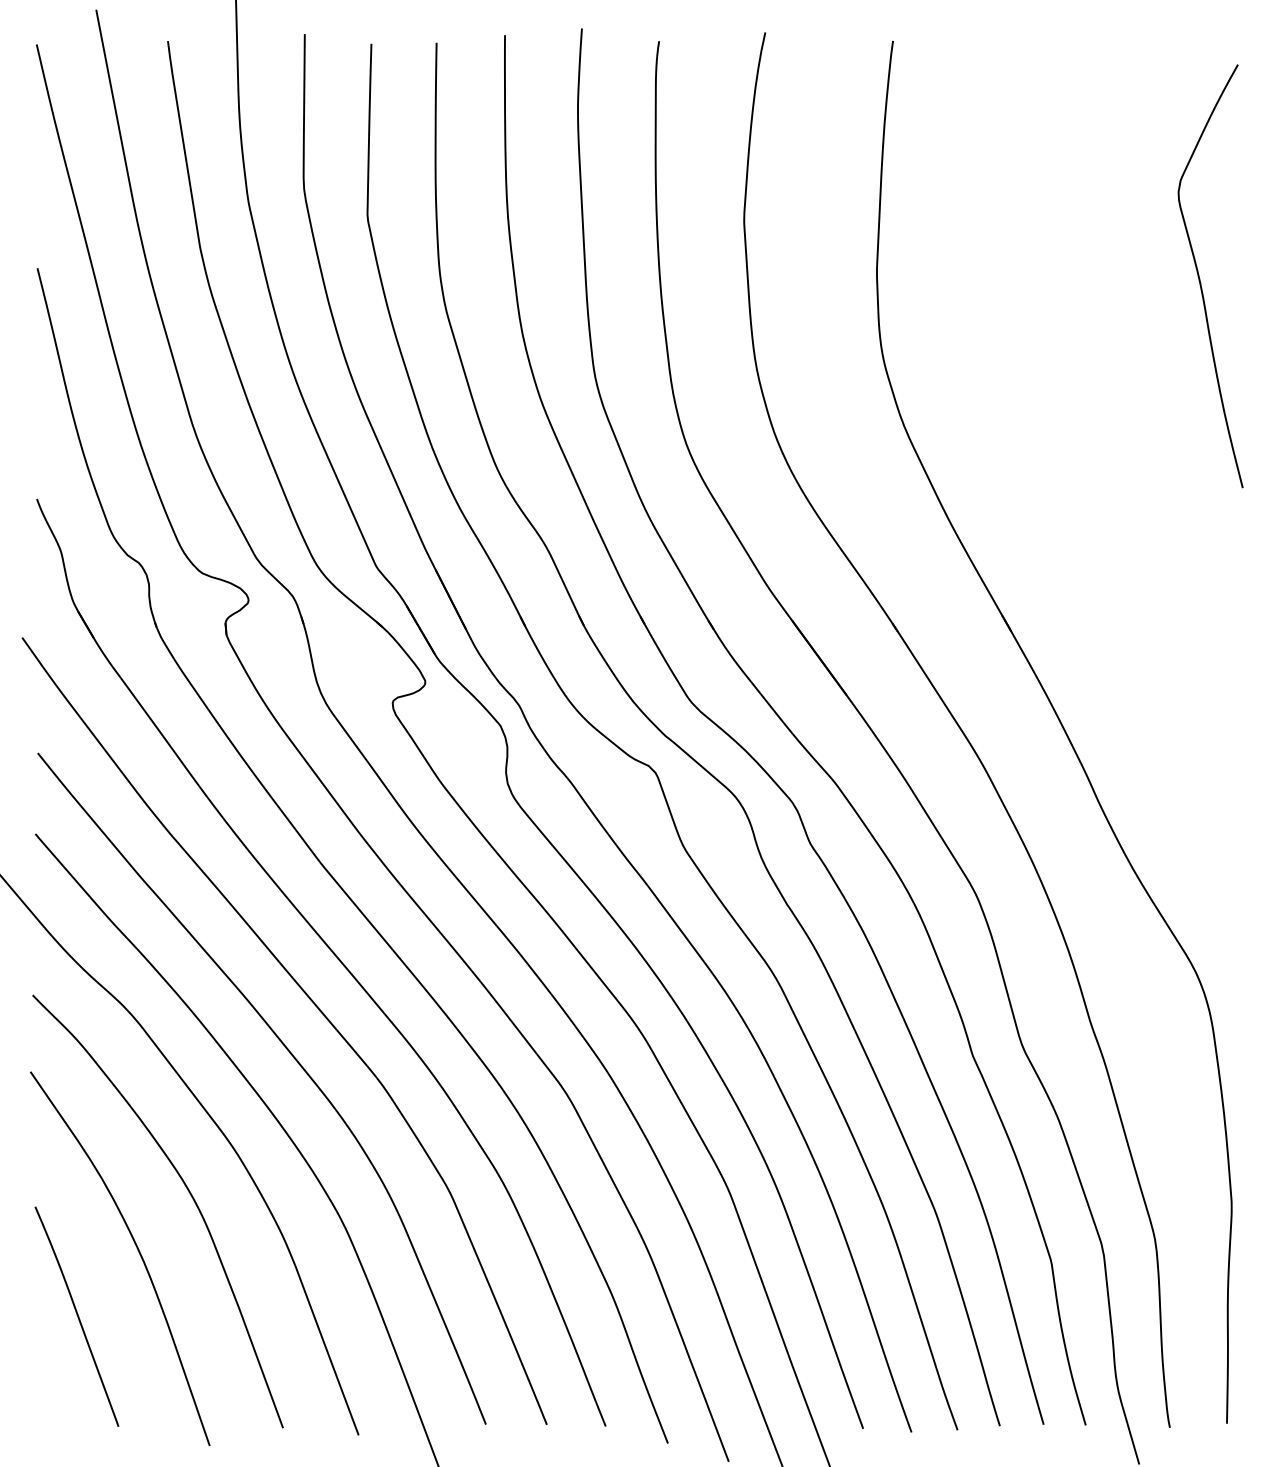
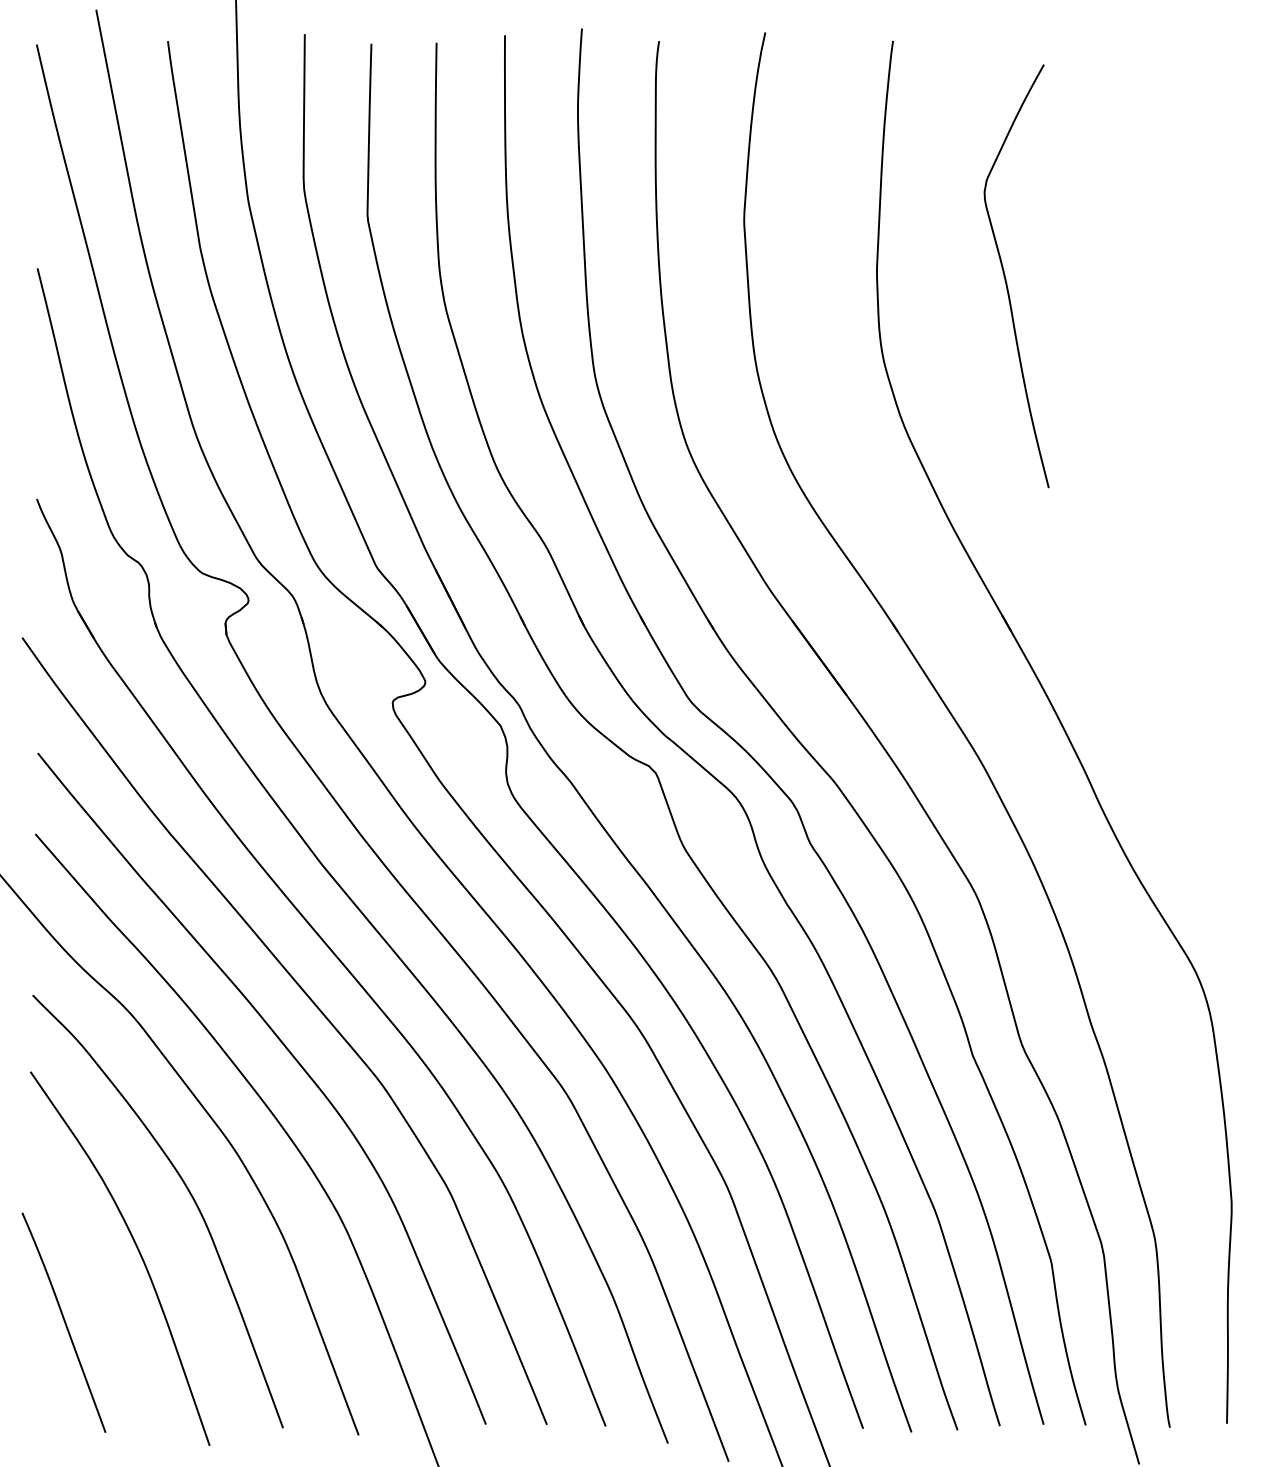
curve position: (1200, 278) -> (1006, 278) (1006, 278)
curve position: (76, 1315) -> (63, 1321) (63, 1321)
